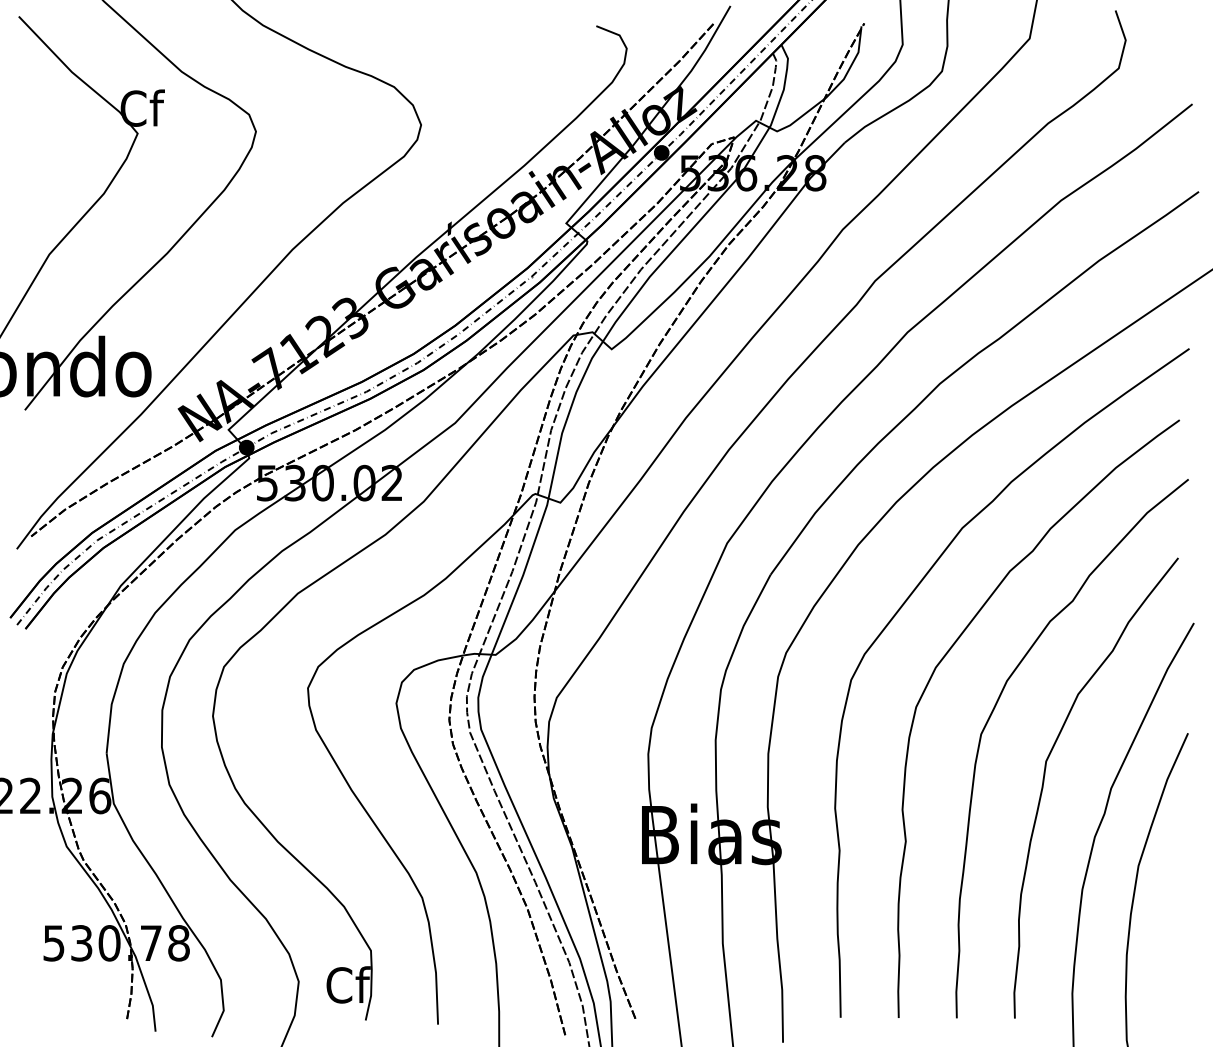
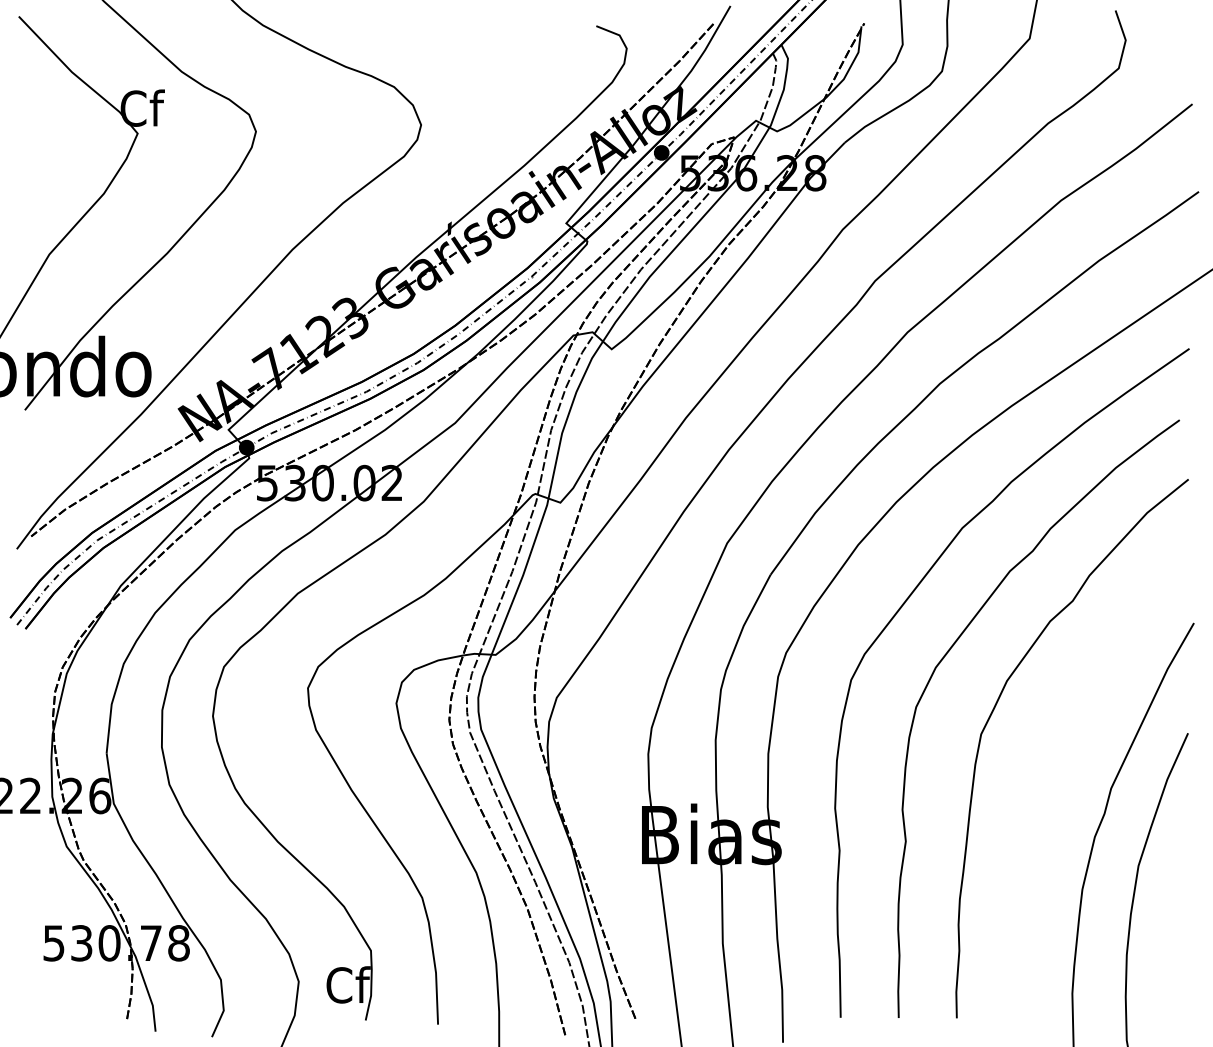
curve: present -> none (1044, 782)
